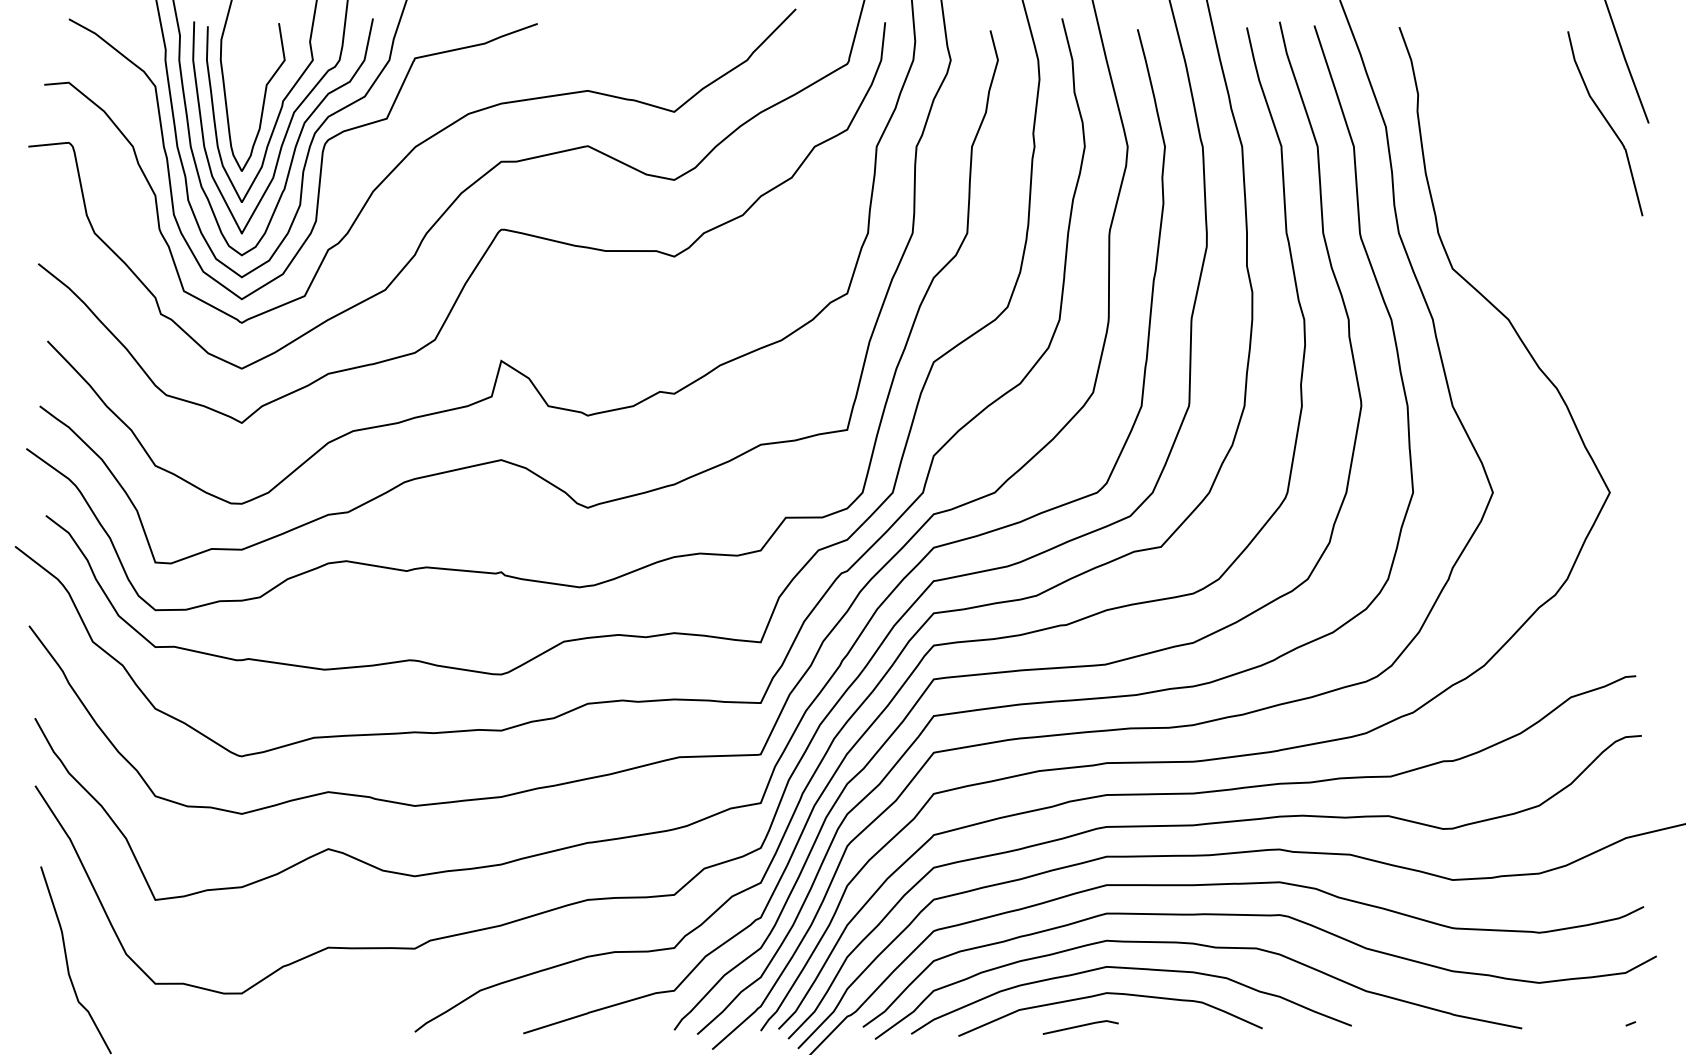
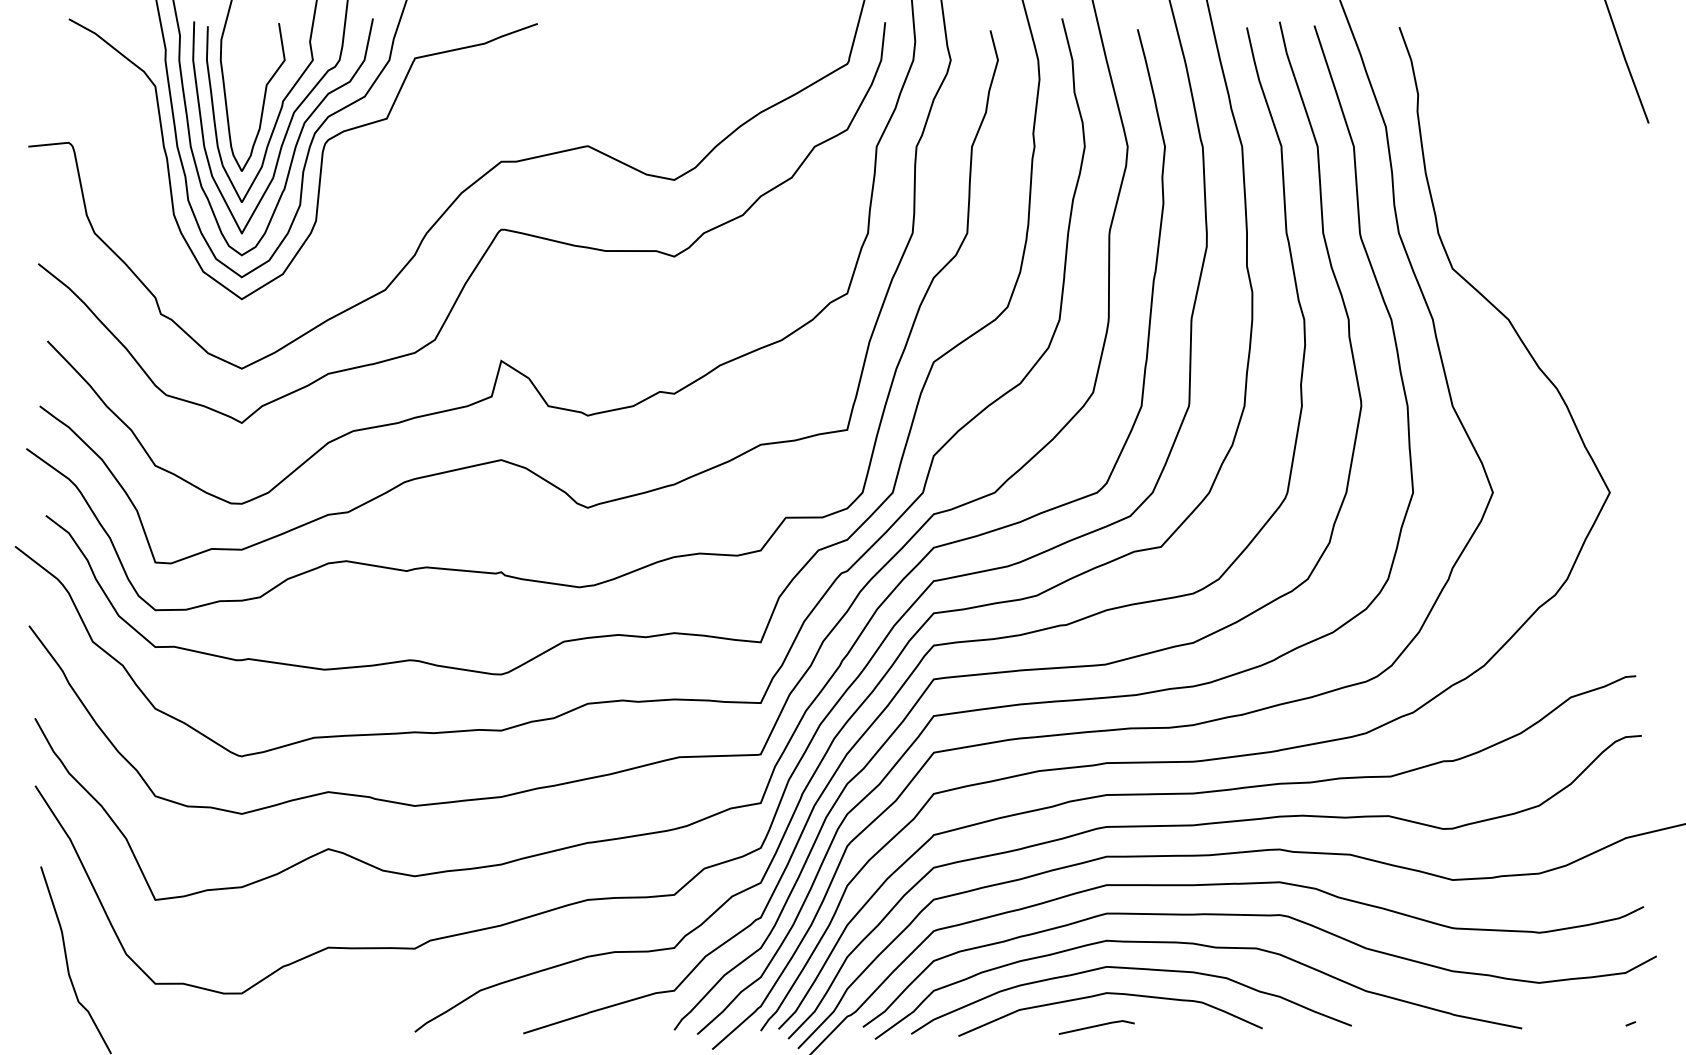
curve: present -> none (1606, 122)
curve: present -> none (409, 154)
line position: (1080, 1026) -> (1096, 1026) (1096, 1026)
